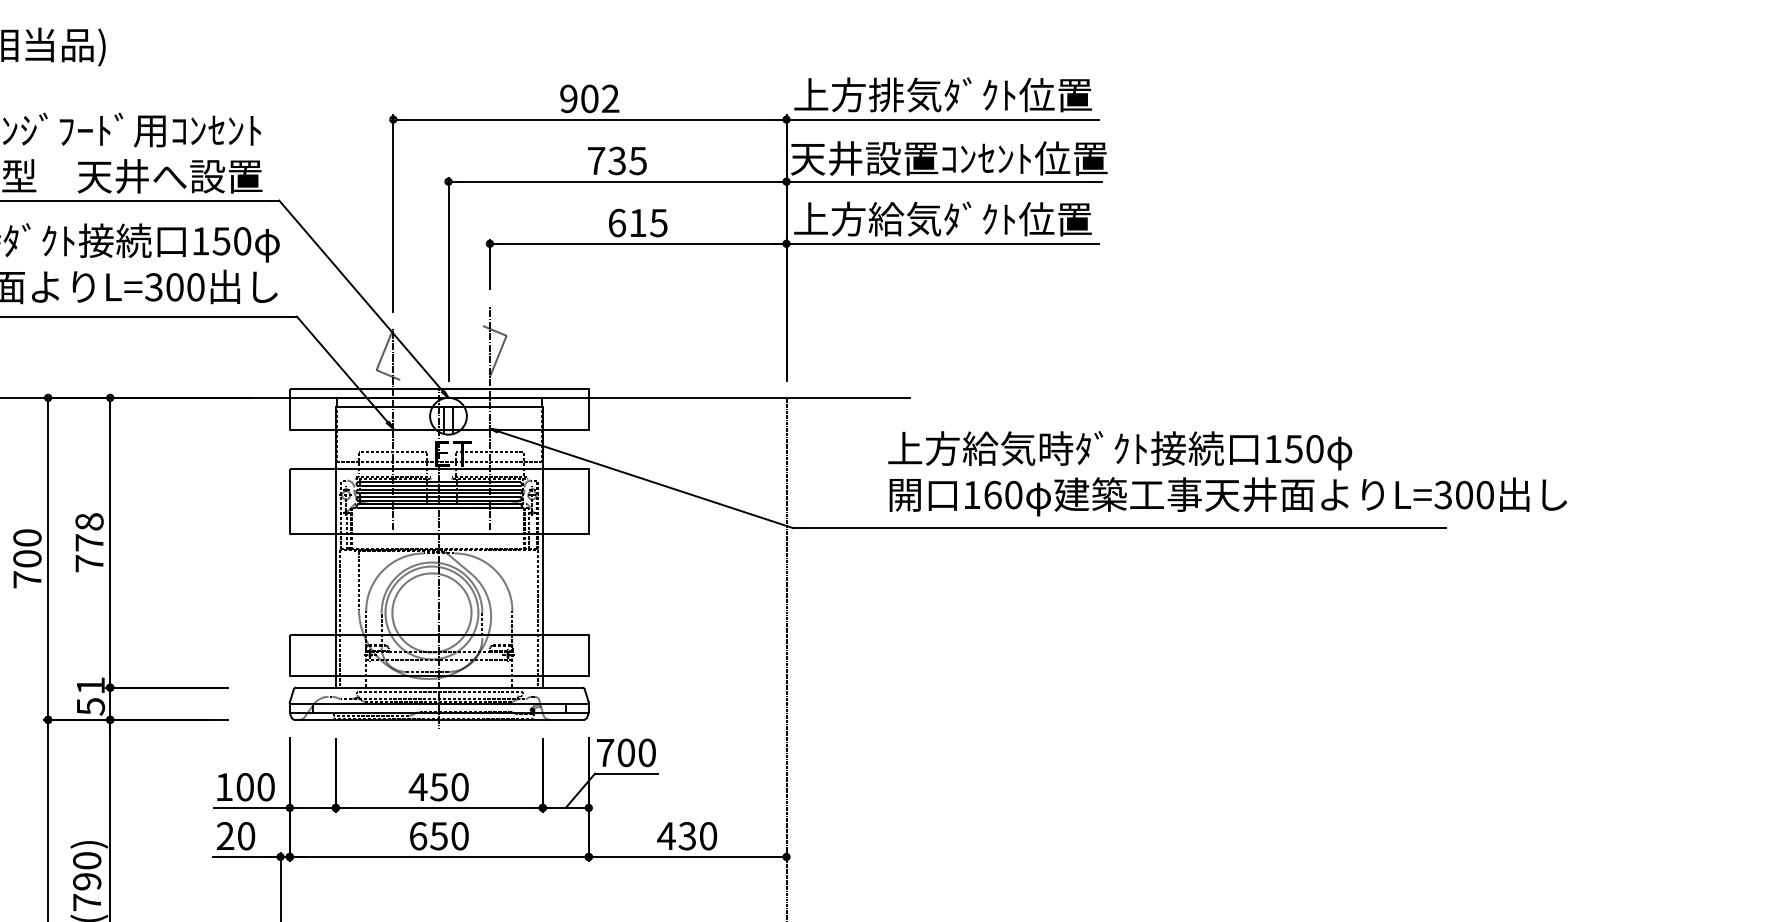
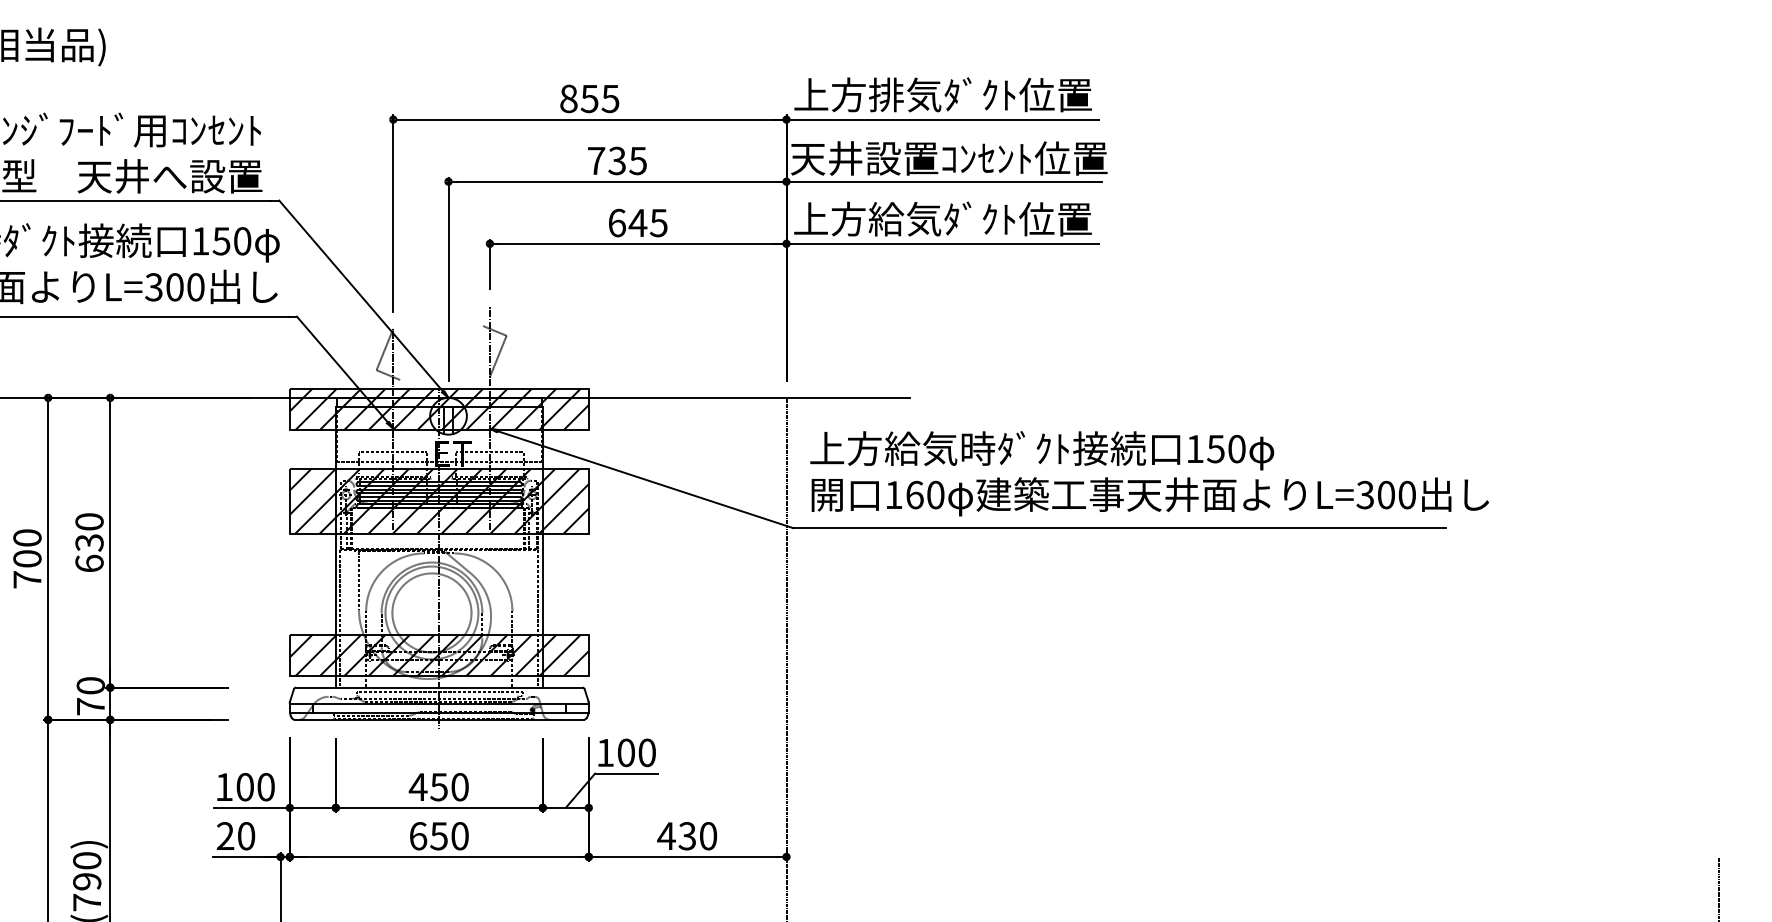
text: 902 -> 855 (589, 98)
text: 615 -> 645 (637, 222)
hatch: none -> present (438, 409)
text position: (1227, 473) -> (1149, 473) (1149, 473)
hatch: none -> present (438, 501)
text: 778 -> 630 (89, 542)
hatch: none -> present (438, 655)
text: 51 -> 70 (90, 696)
text: 700 -> 100 (605, 752)
line: none -> present (1718, 887)
